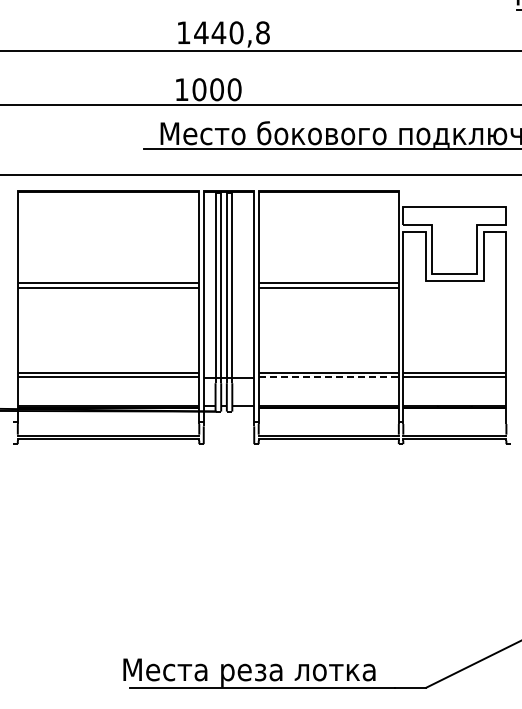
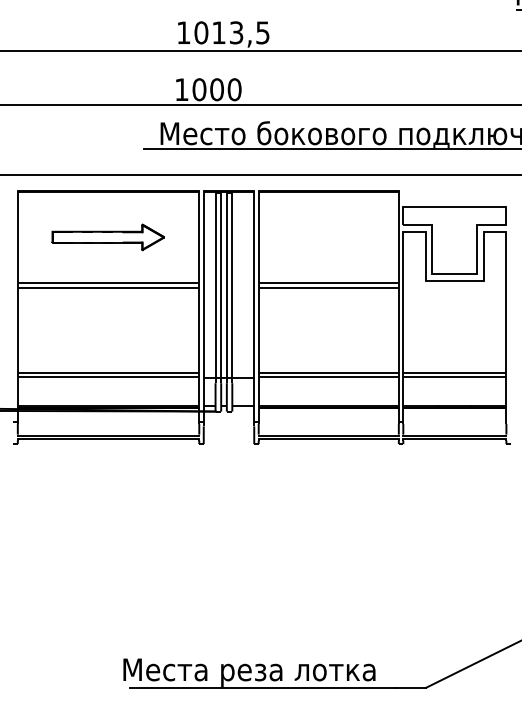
text: 1440,8 -> 1013,5 (231, 32)
part: none -> present (107, 237)
line: dashed -> solid (329, 377)
